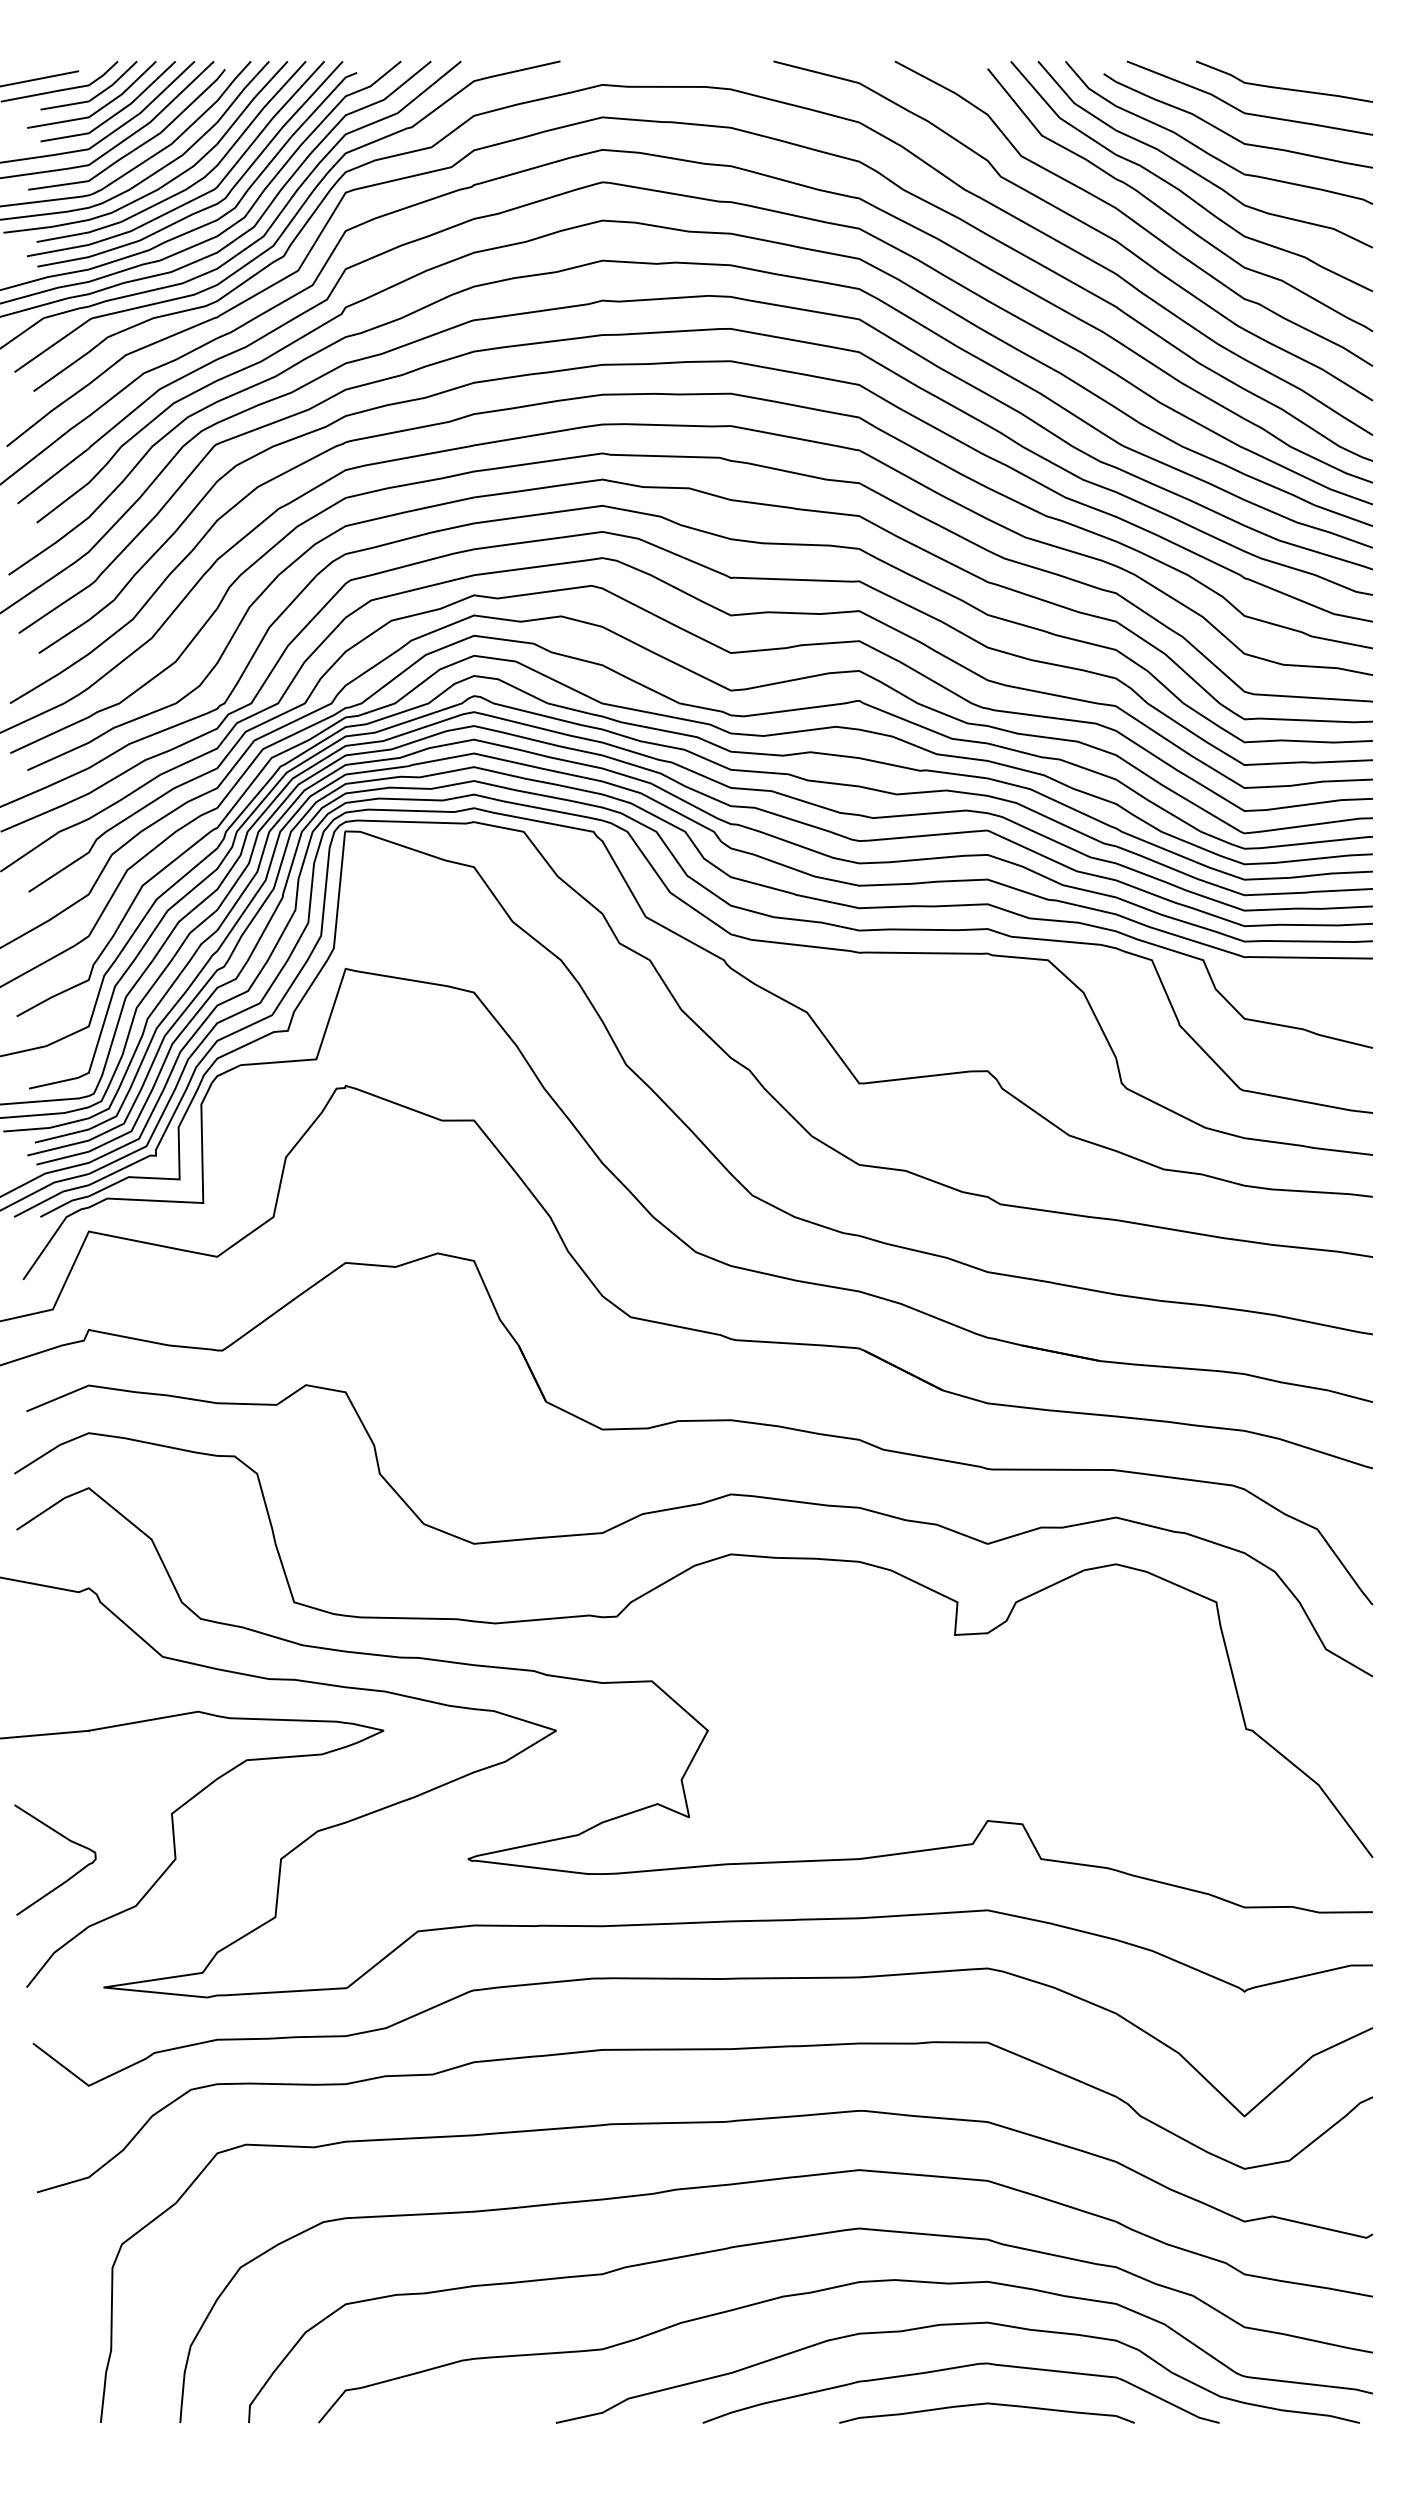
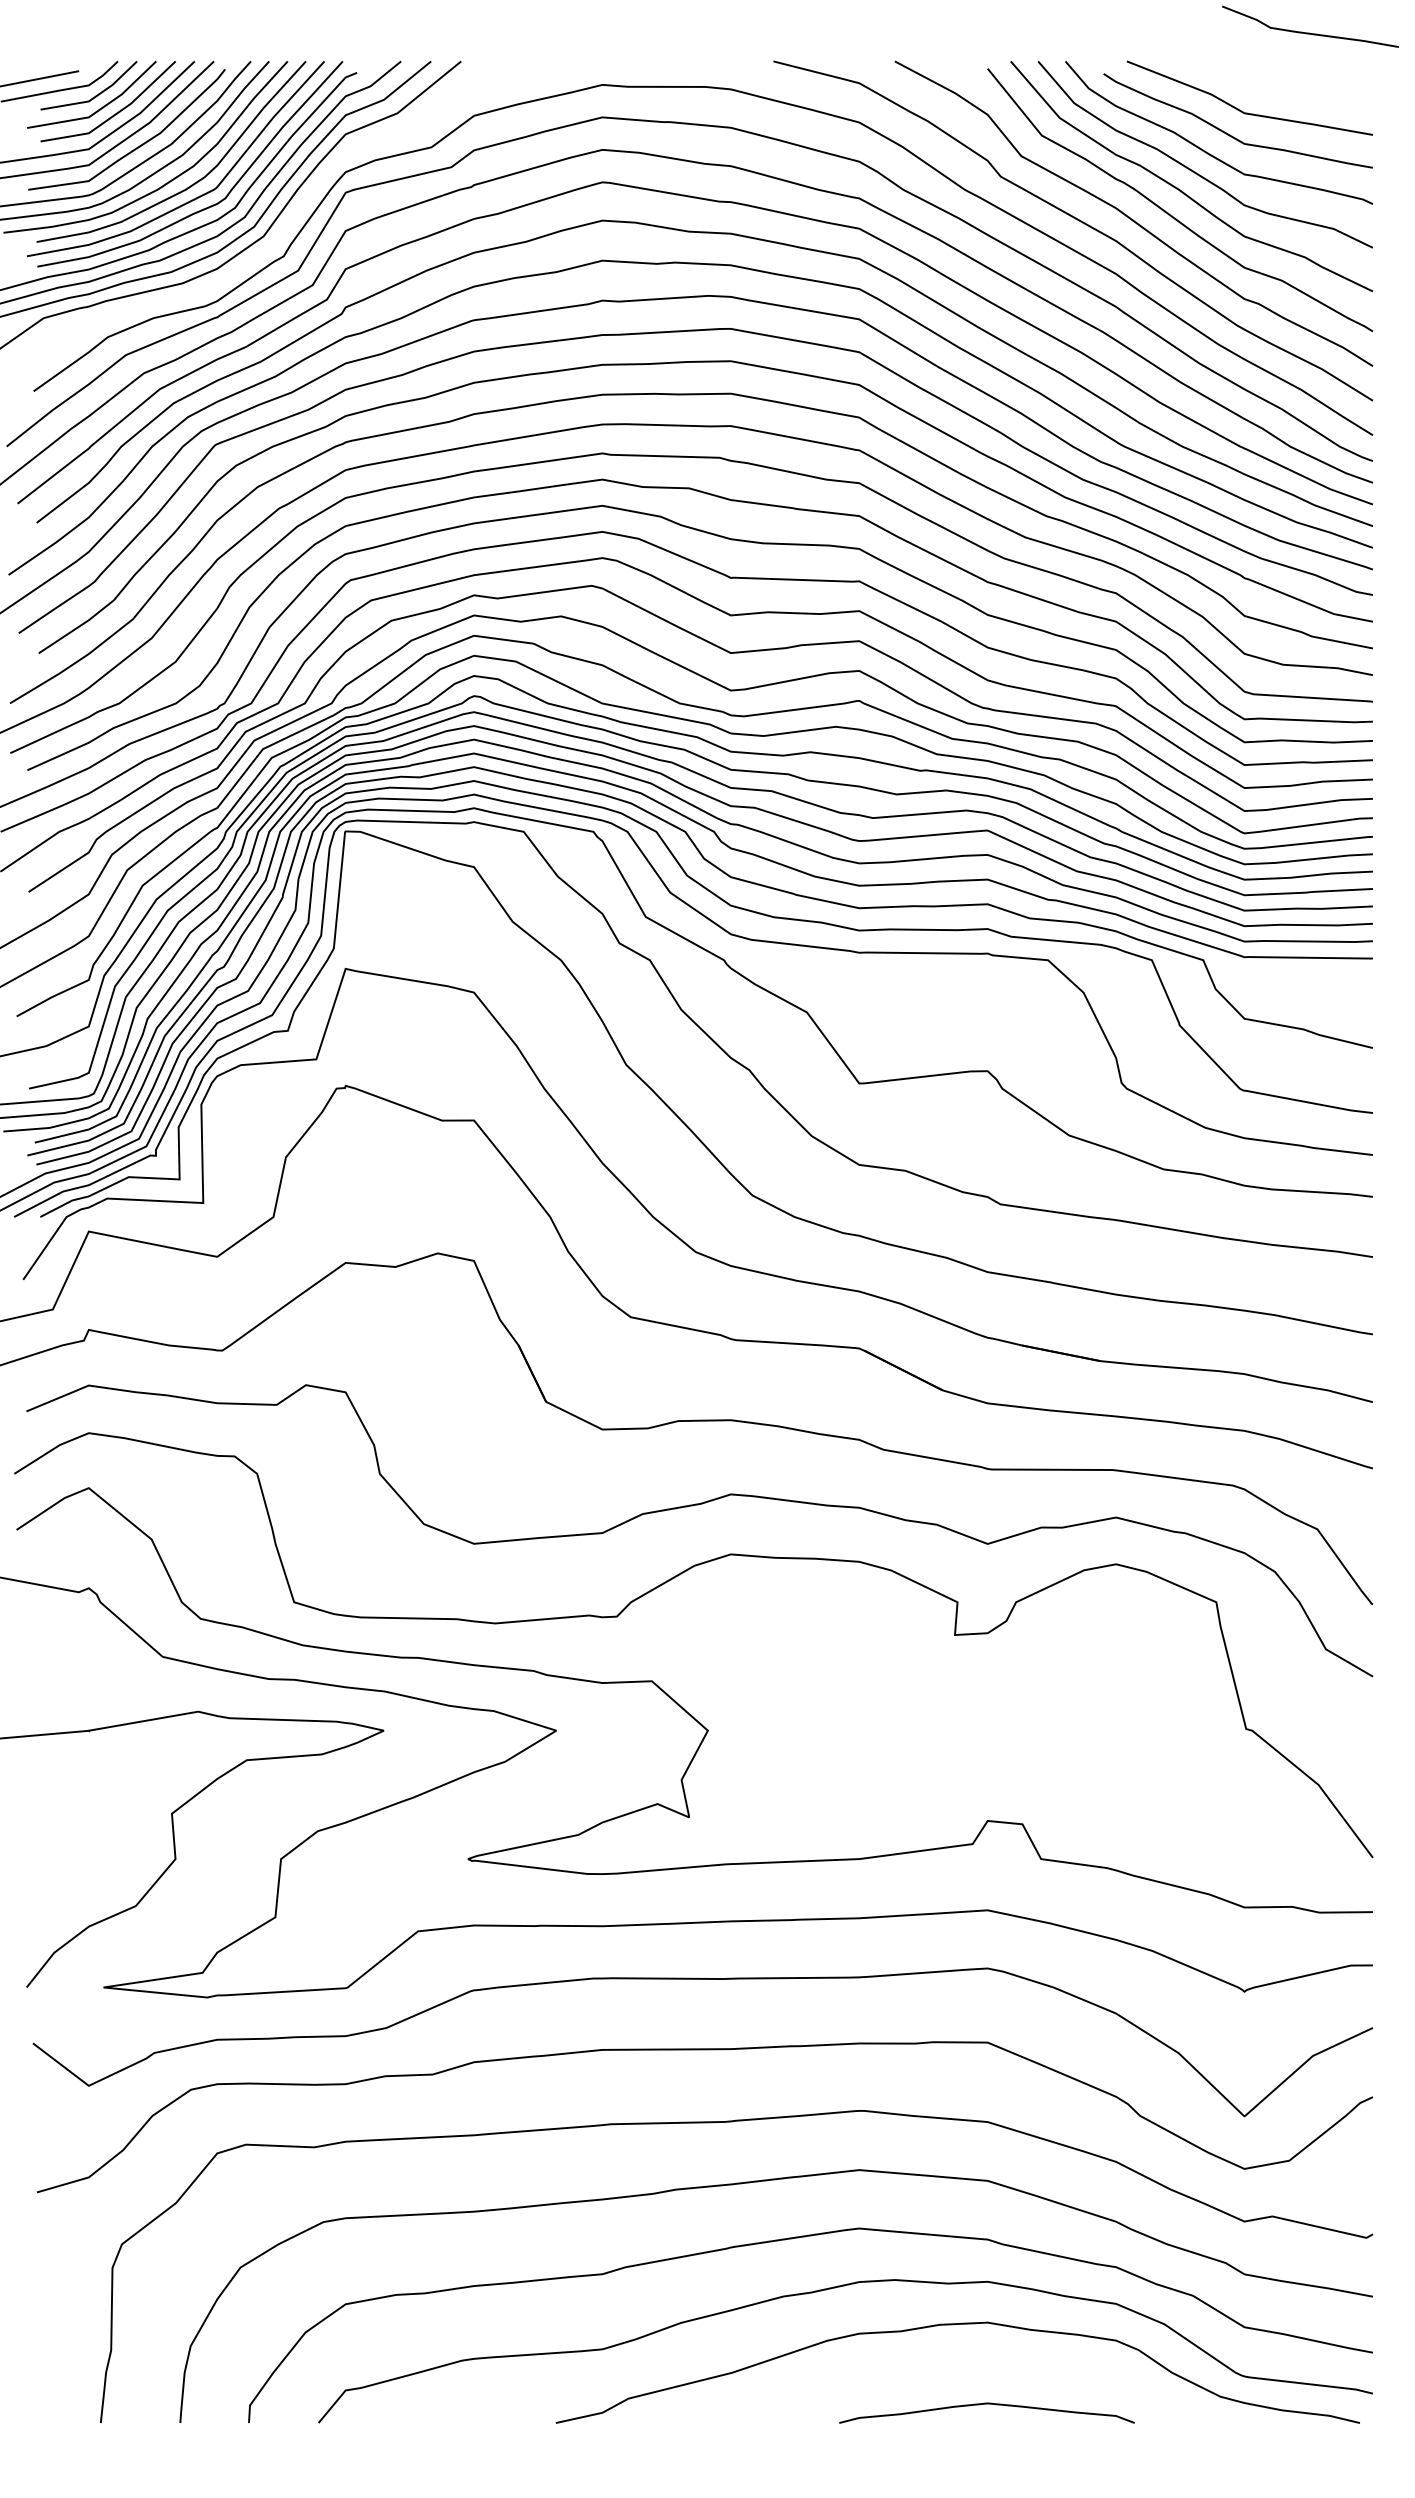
curve position: (1283, 87) -> (1309, 32) (1309, 32)
curve: present -> none (291, 219)
curve: present -> none (69, 1841)
curve: present -> none (958, 2368)
